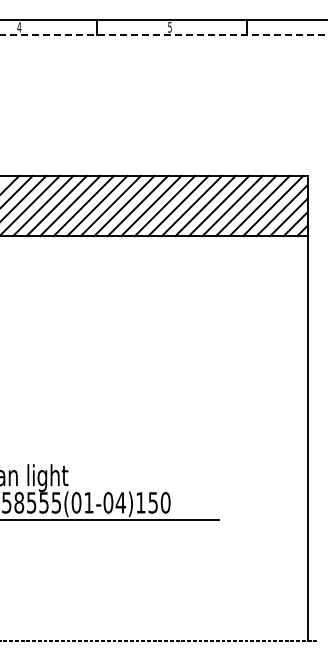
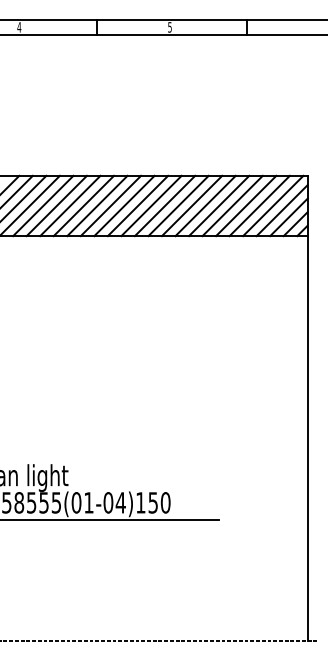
line: dashed -> solid (164, 34)
